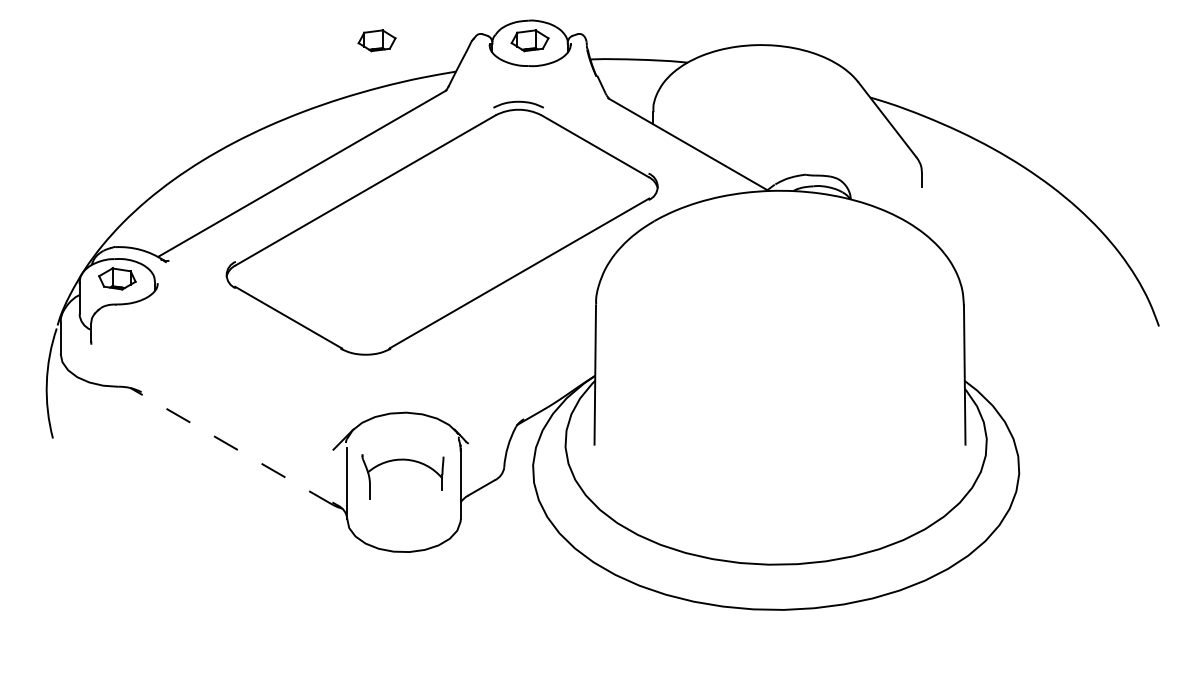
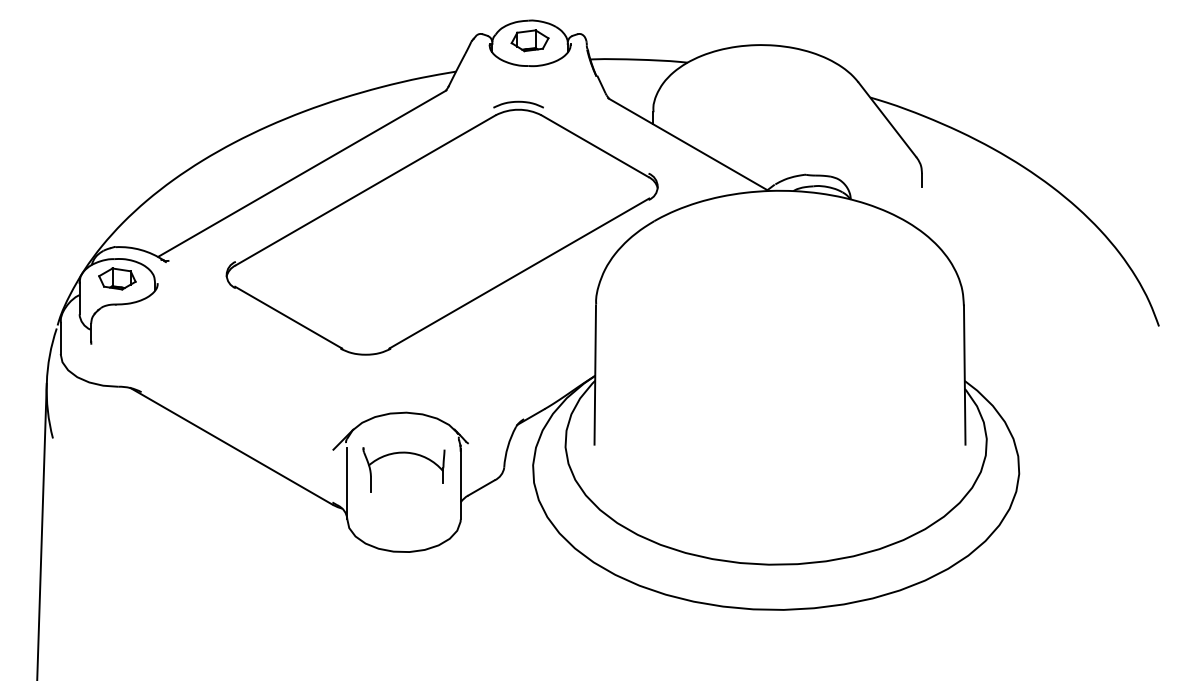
part: present -> none (376, 40)
line: dashed -> solid (231, 446)
part position: (402, 460) -> (403, 453) (403, 453)
line: none -> present (41, 530)
